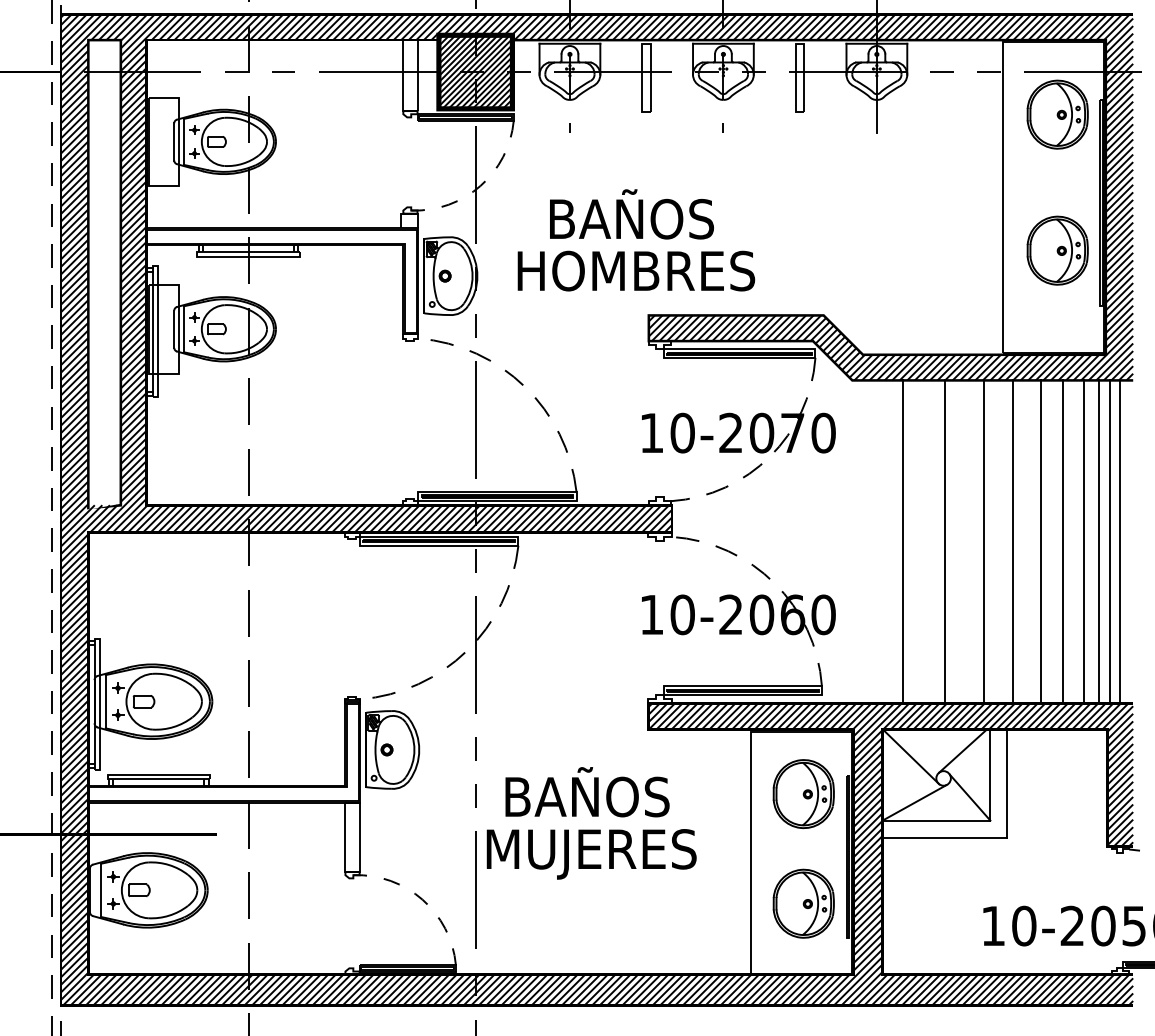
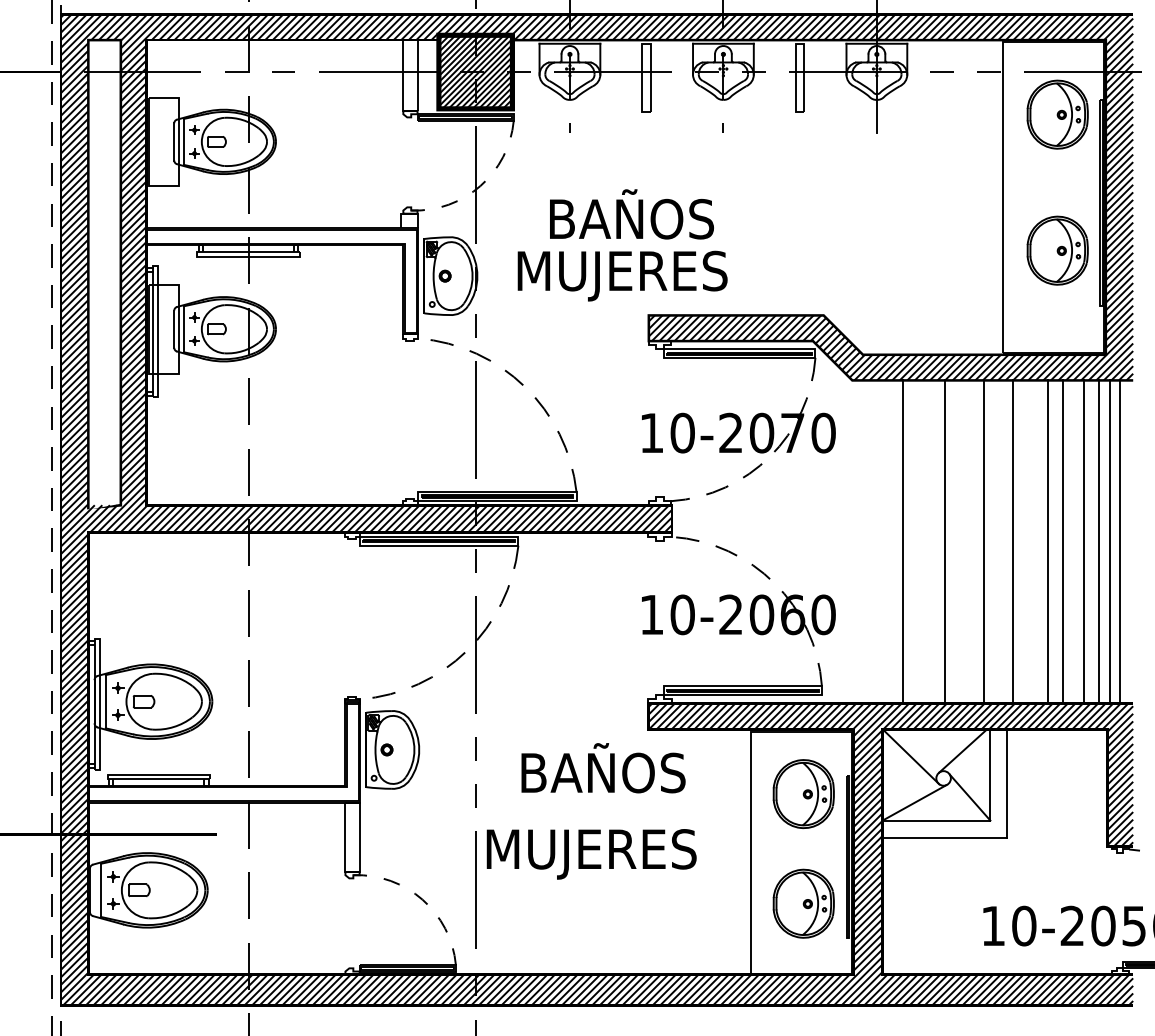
text: HOMBRES -> MUJERES (638, 275)
line position: (1040, 541) -> (1047, 541) (1047, 541)
text position: (587, 792) -> (603, 768) (603, 768)
